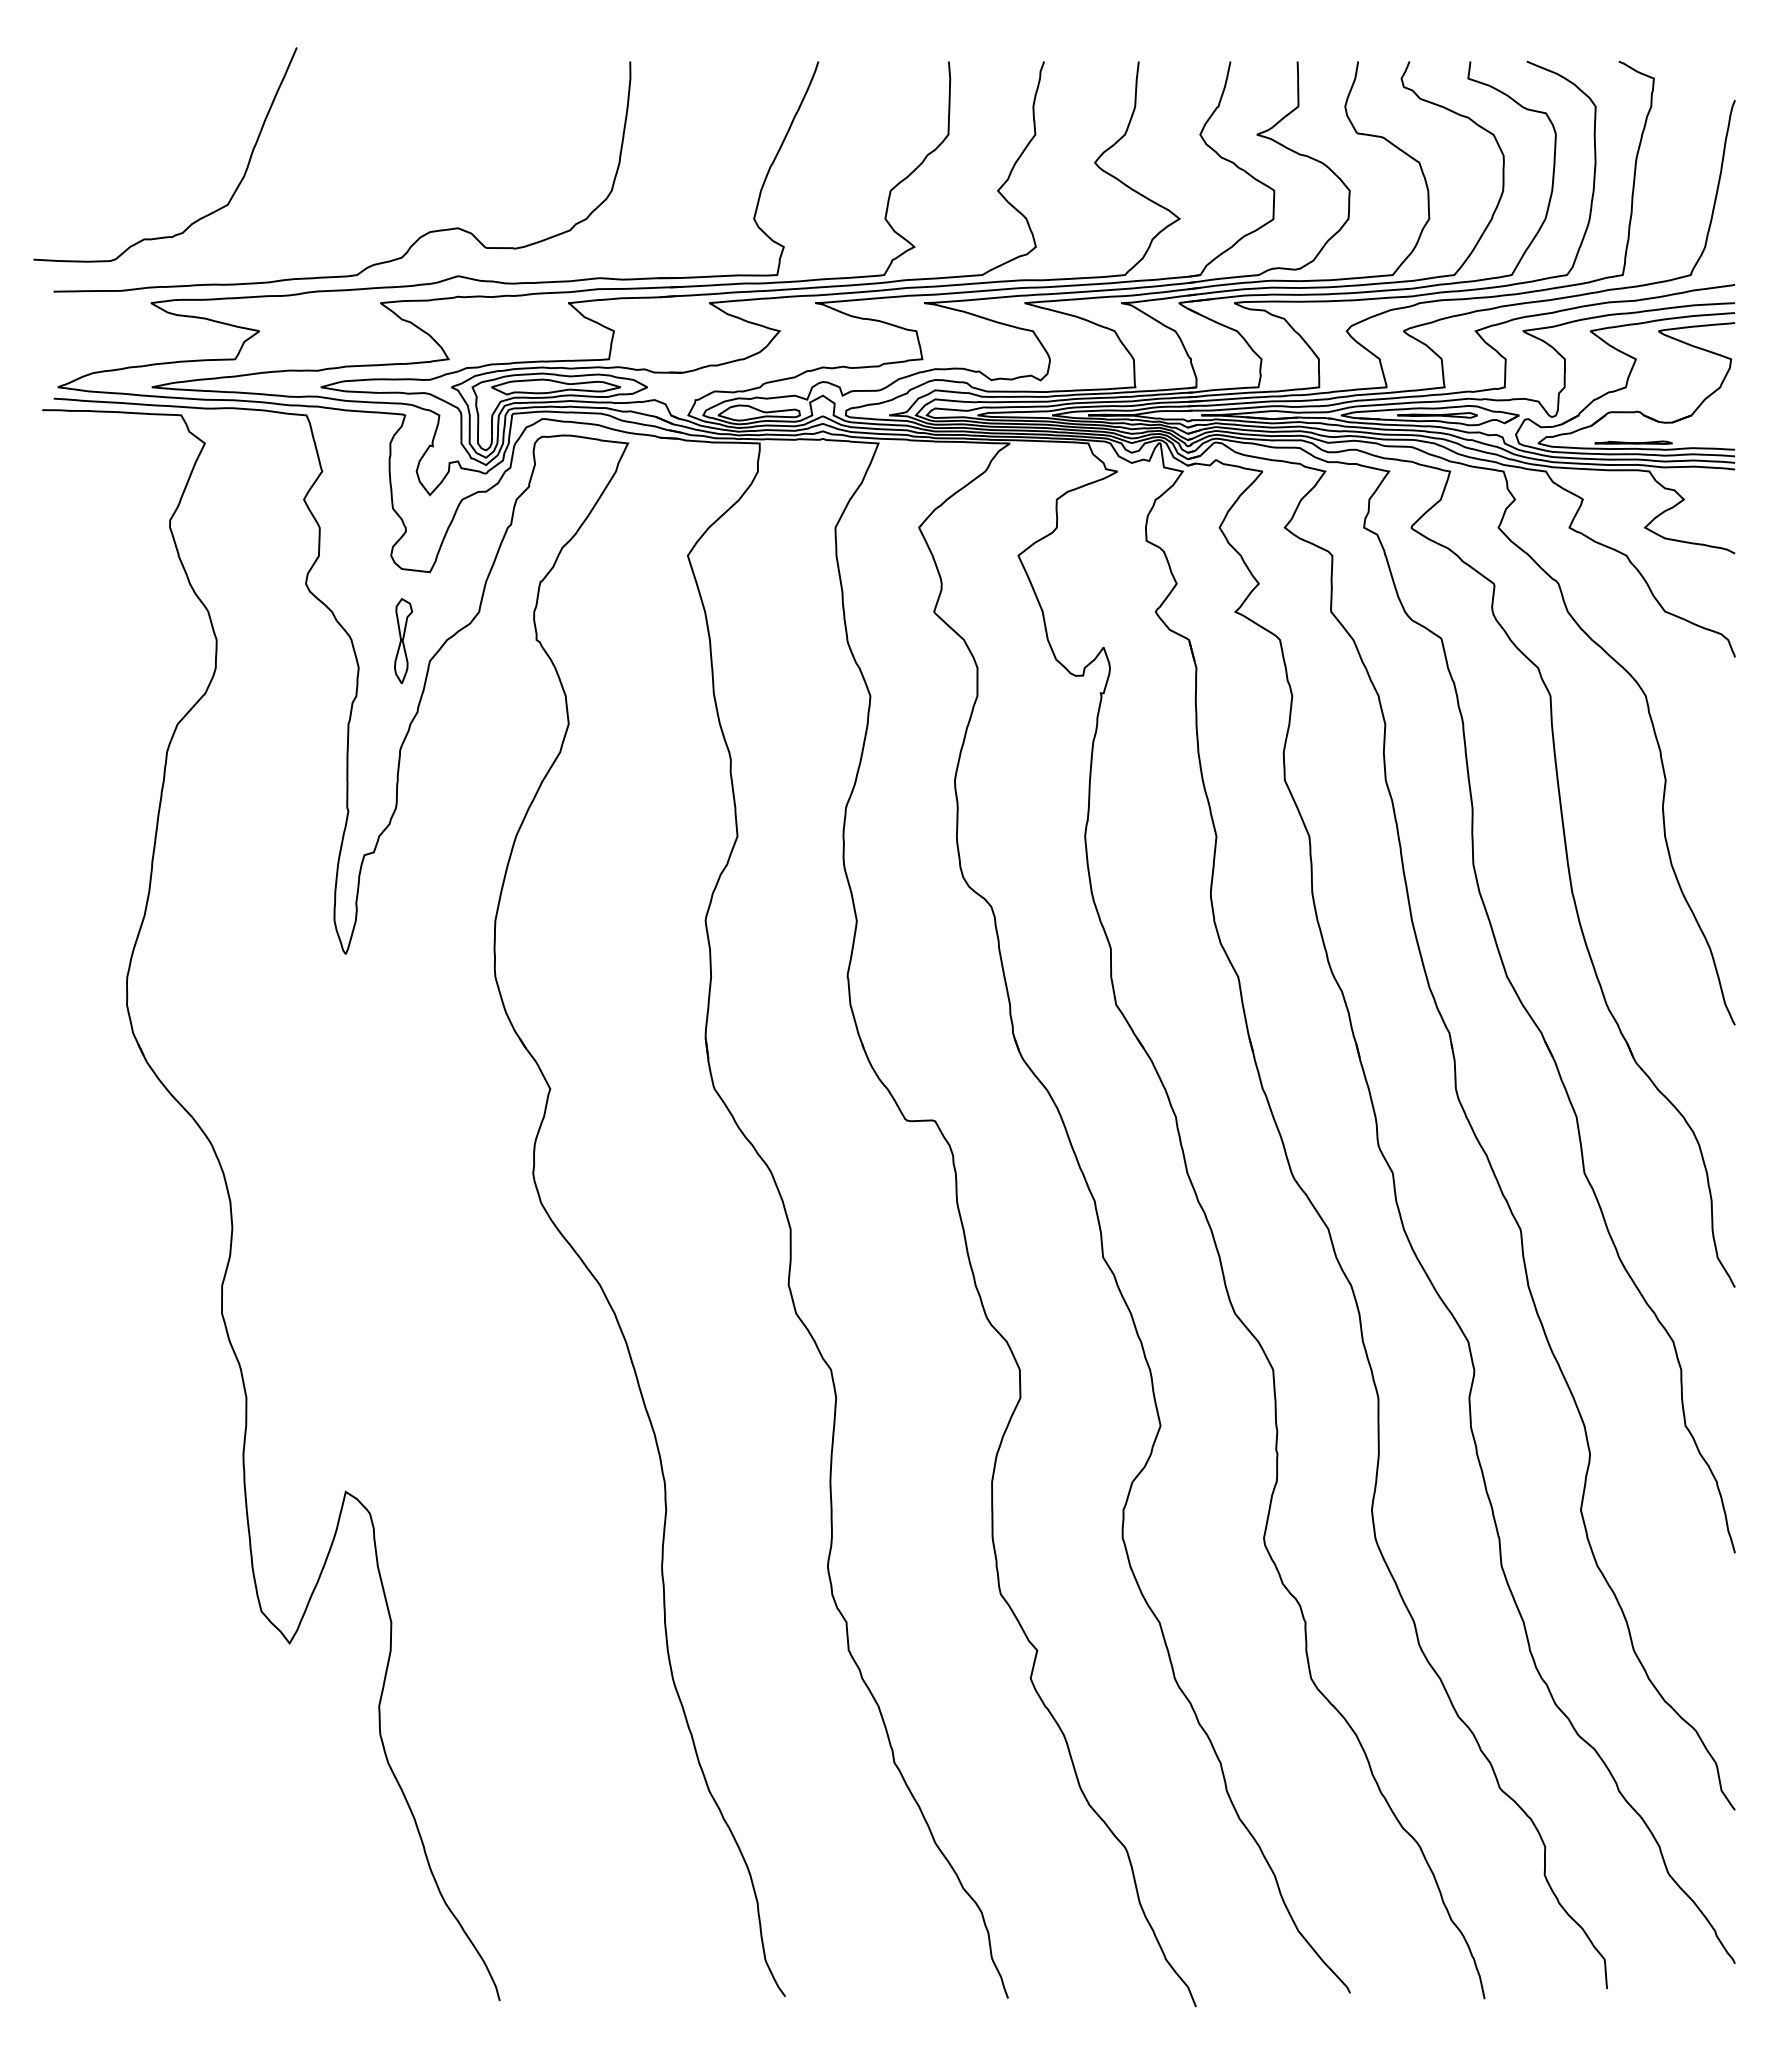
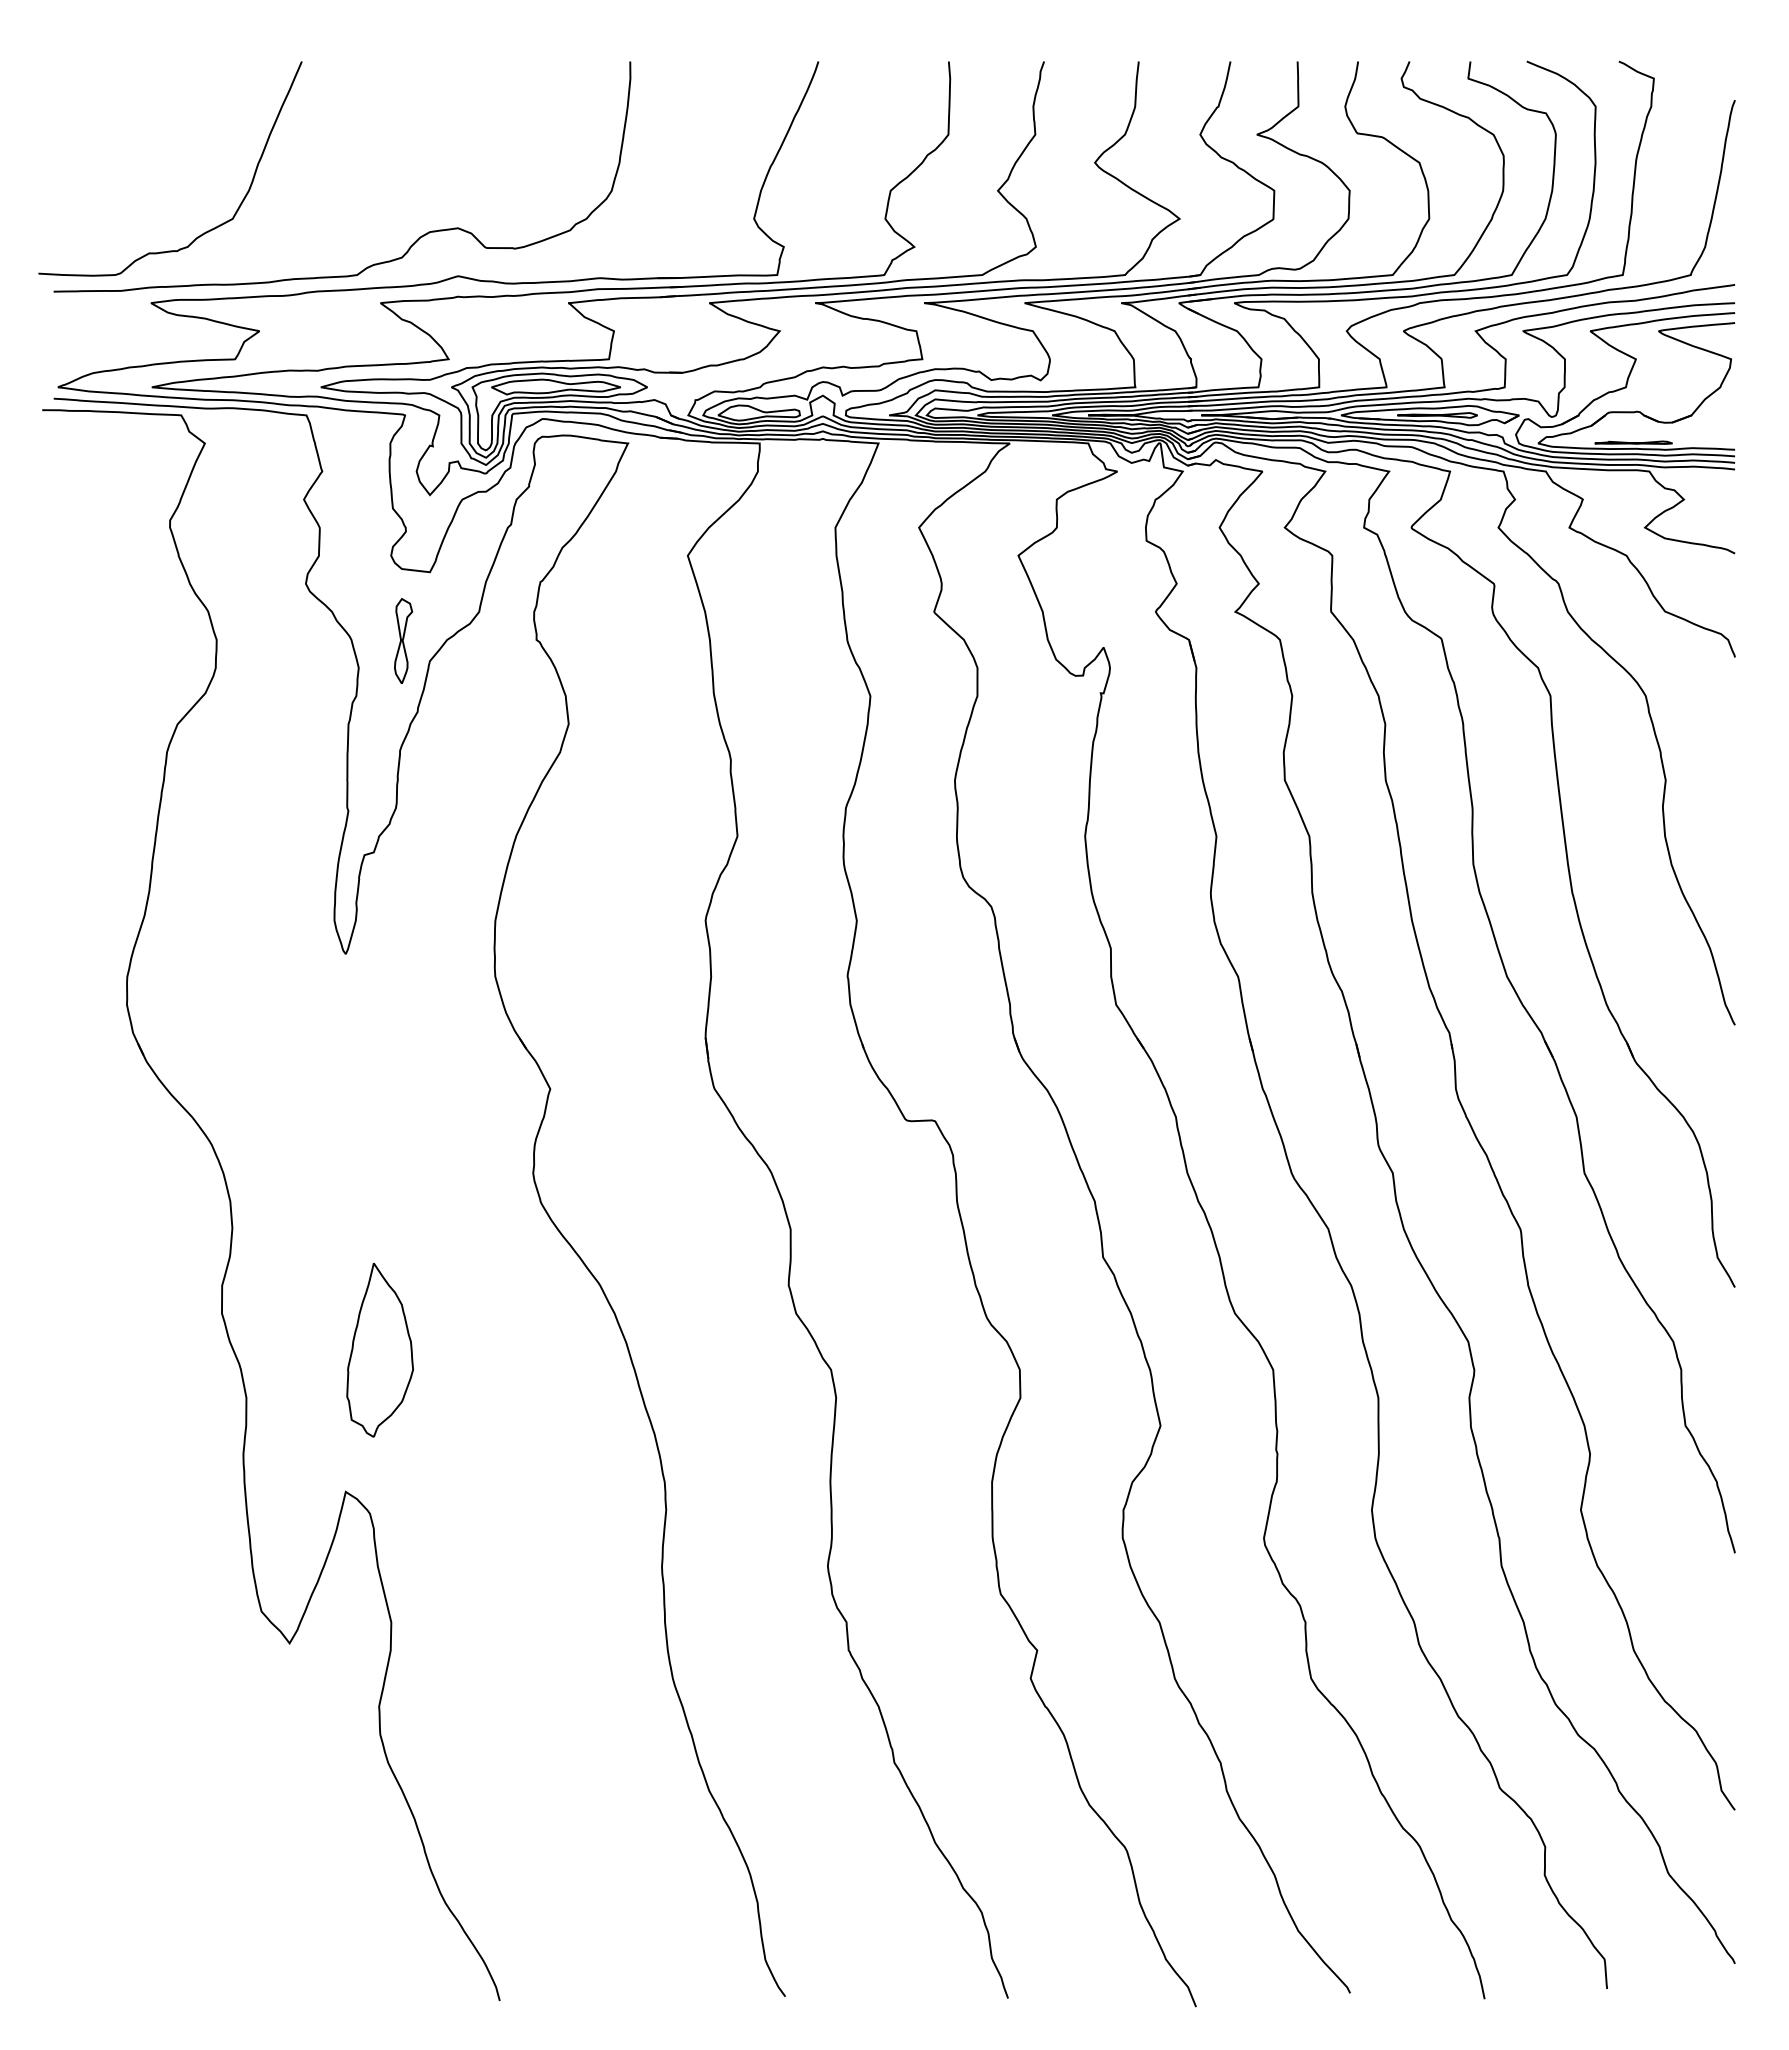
curve position: (200, 217) -> (205, 231) (205, 231)
part: none -> present (379, 1350)
